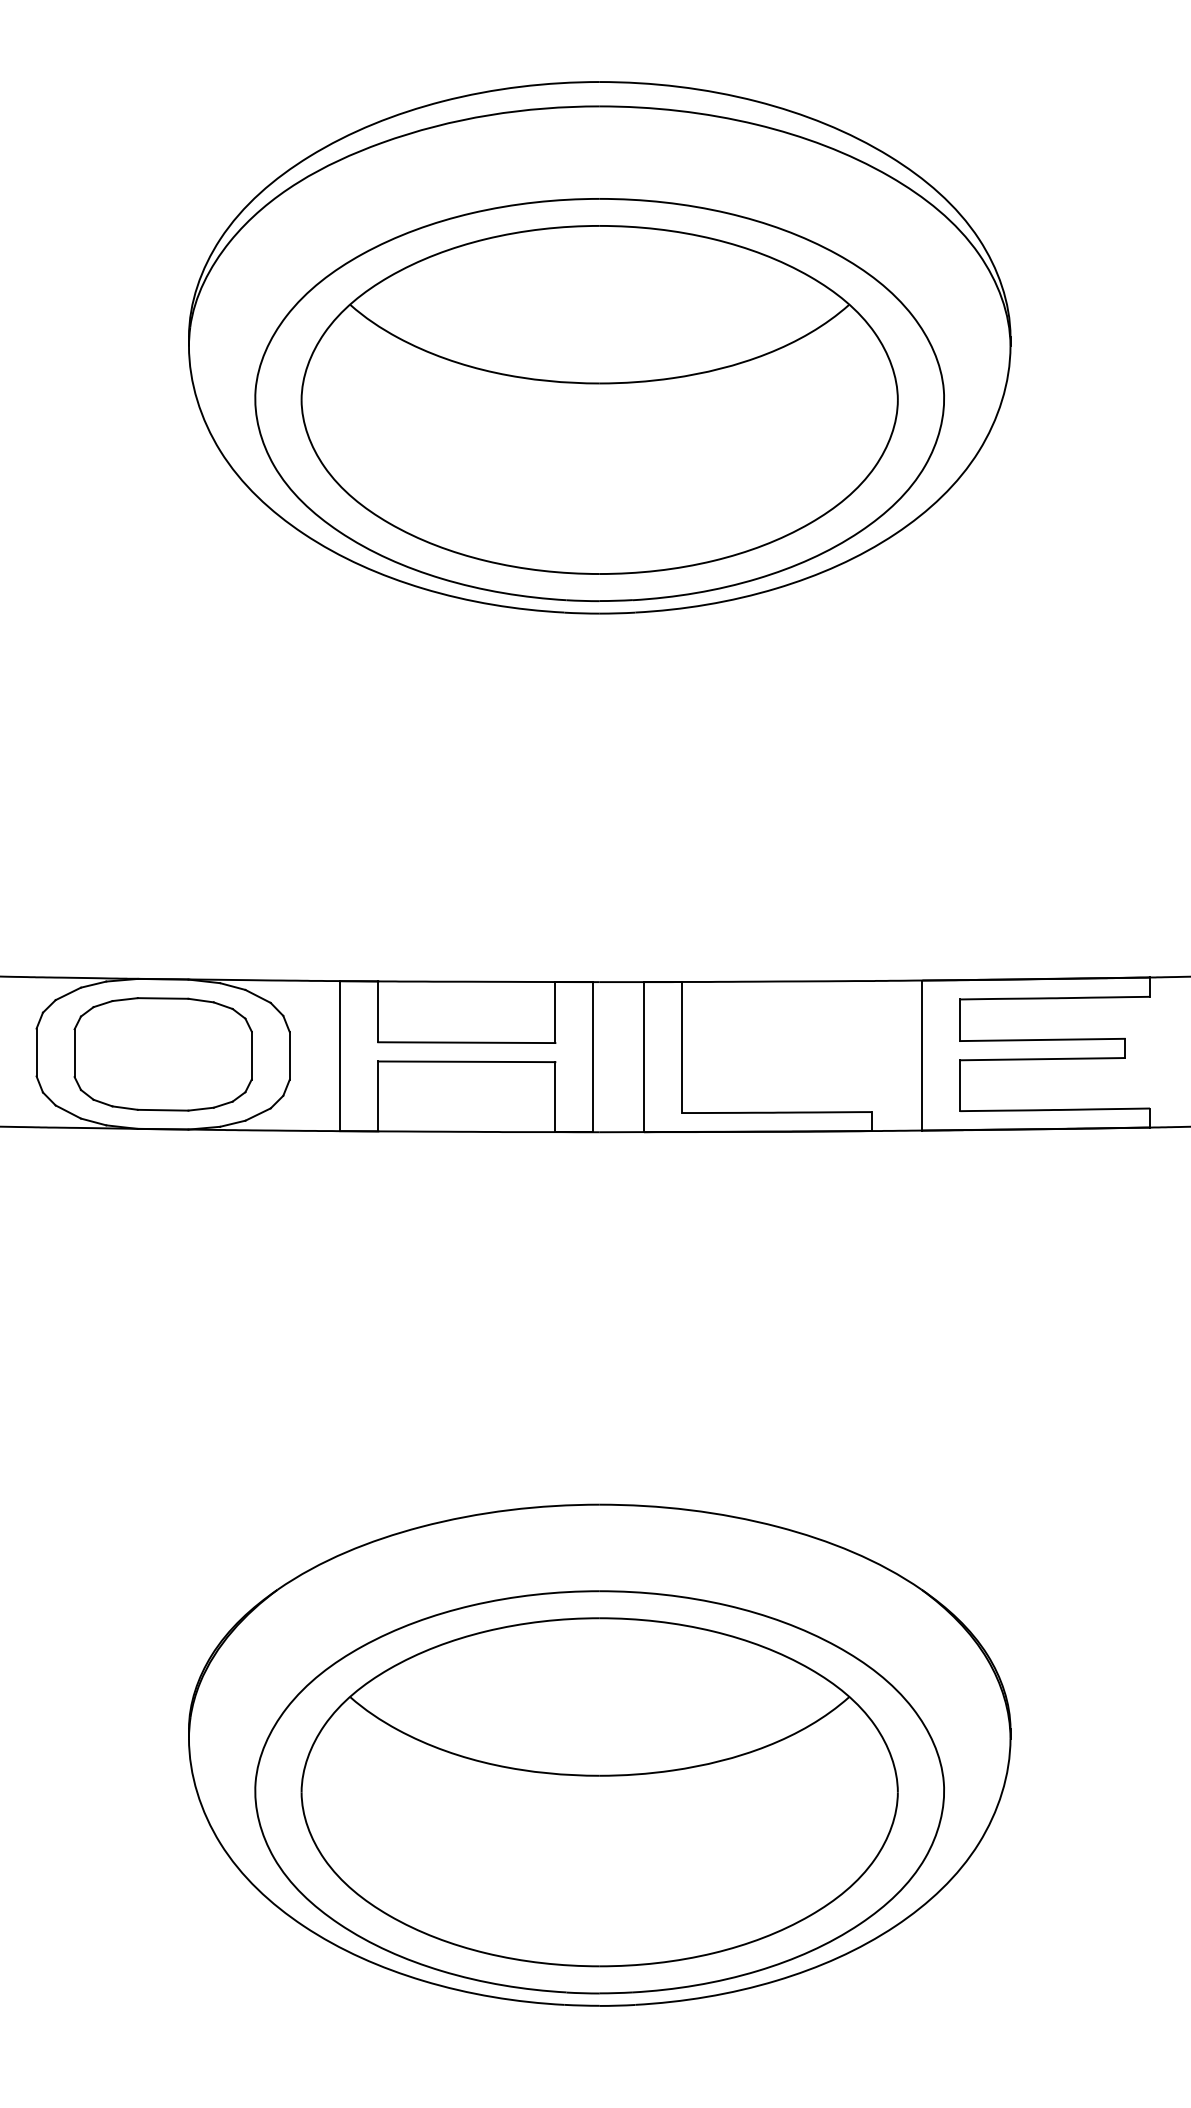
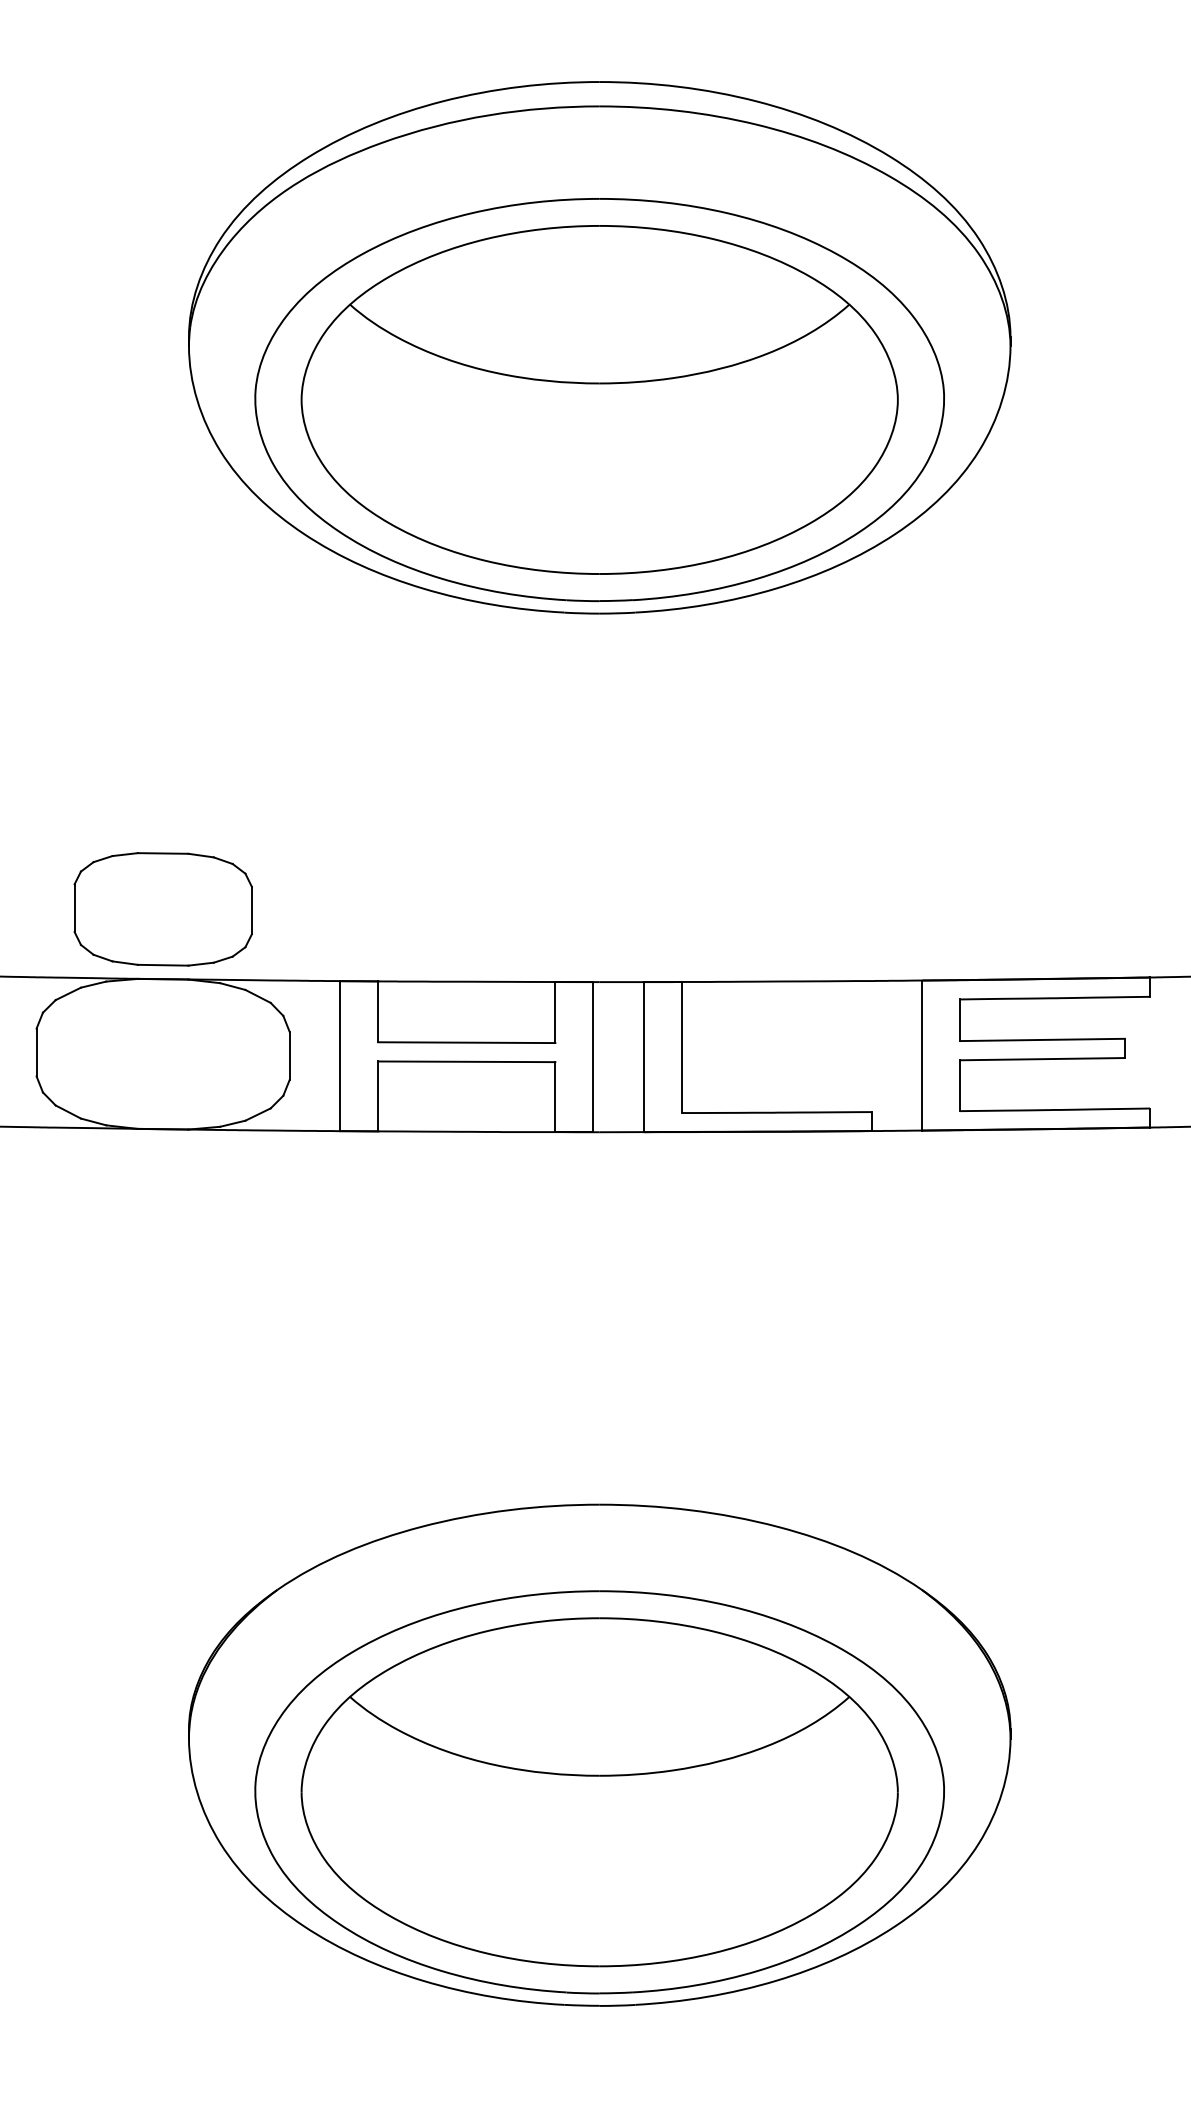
part position: (162, 1054) -> (162, 909) (162, 909)
